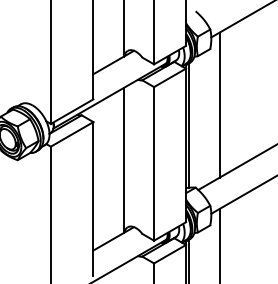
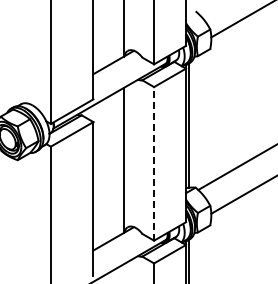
line: present -> none (219, 104)
line: solid -> dashed (154, 163)
line: present -> none (219, 244)
